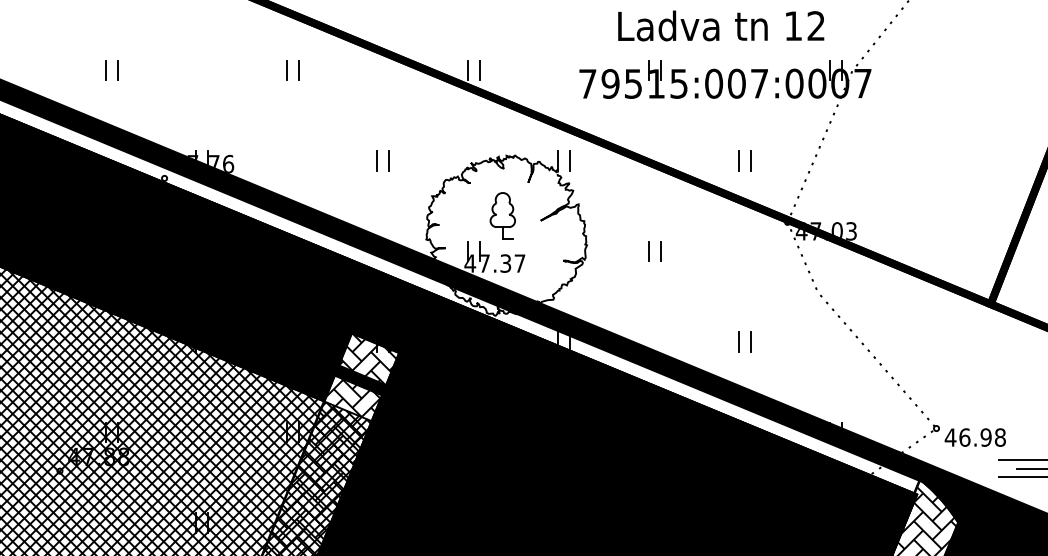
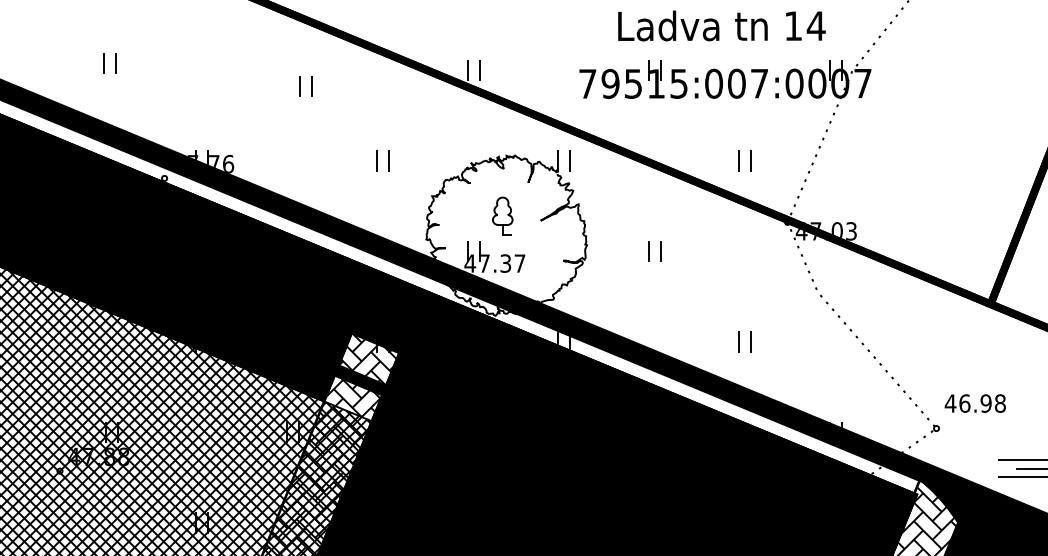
text: 12 -> 14 (815, 25)
part position: (111, 70) -> (109, 63) (109, 63)
part position: (292, 70) -> (305, 86) (305, 86)
part size: 27x48 px -> 22x40 px (502, 215)
text position: (974, 437) -> (974, 403) (974, 403)
